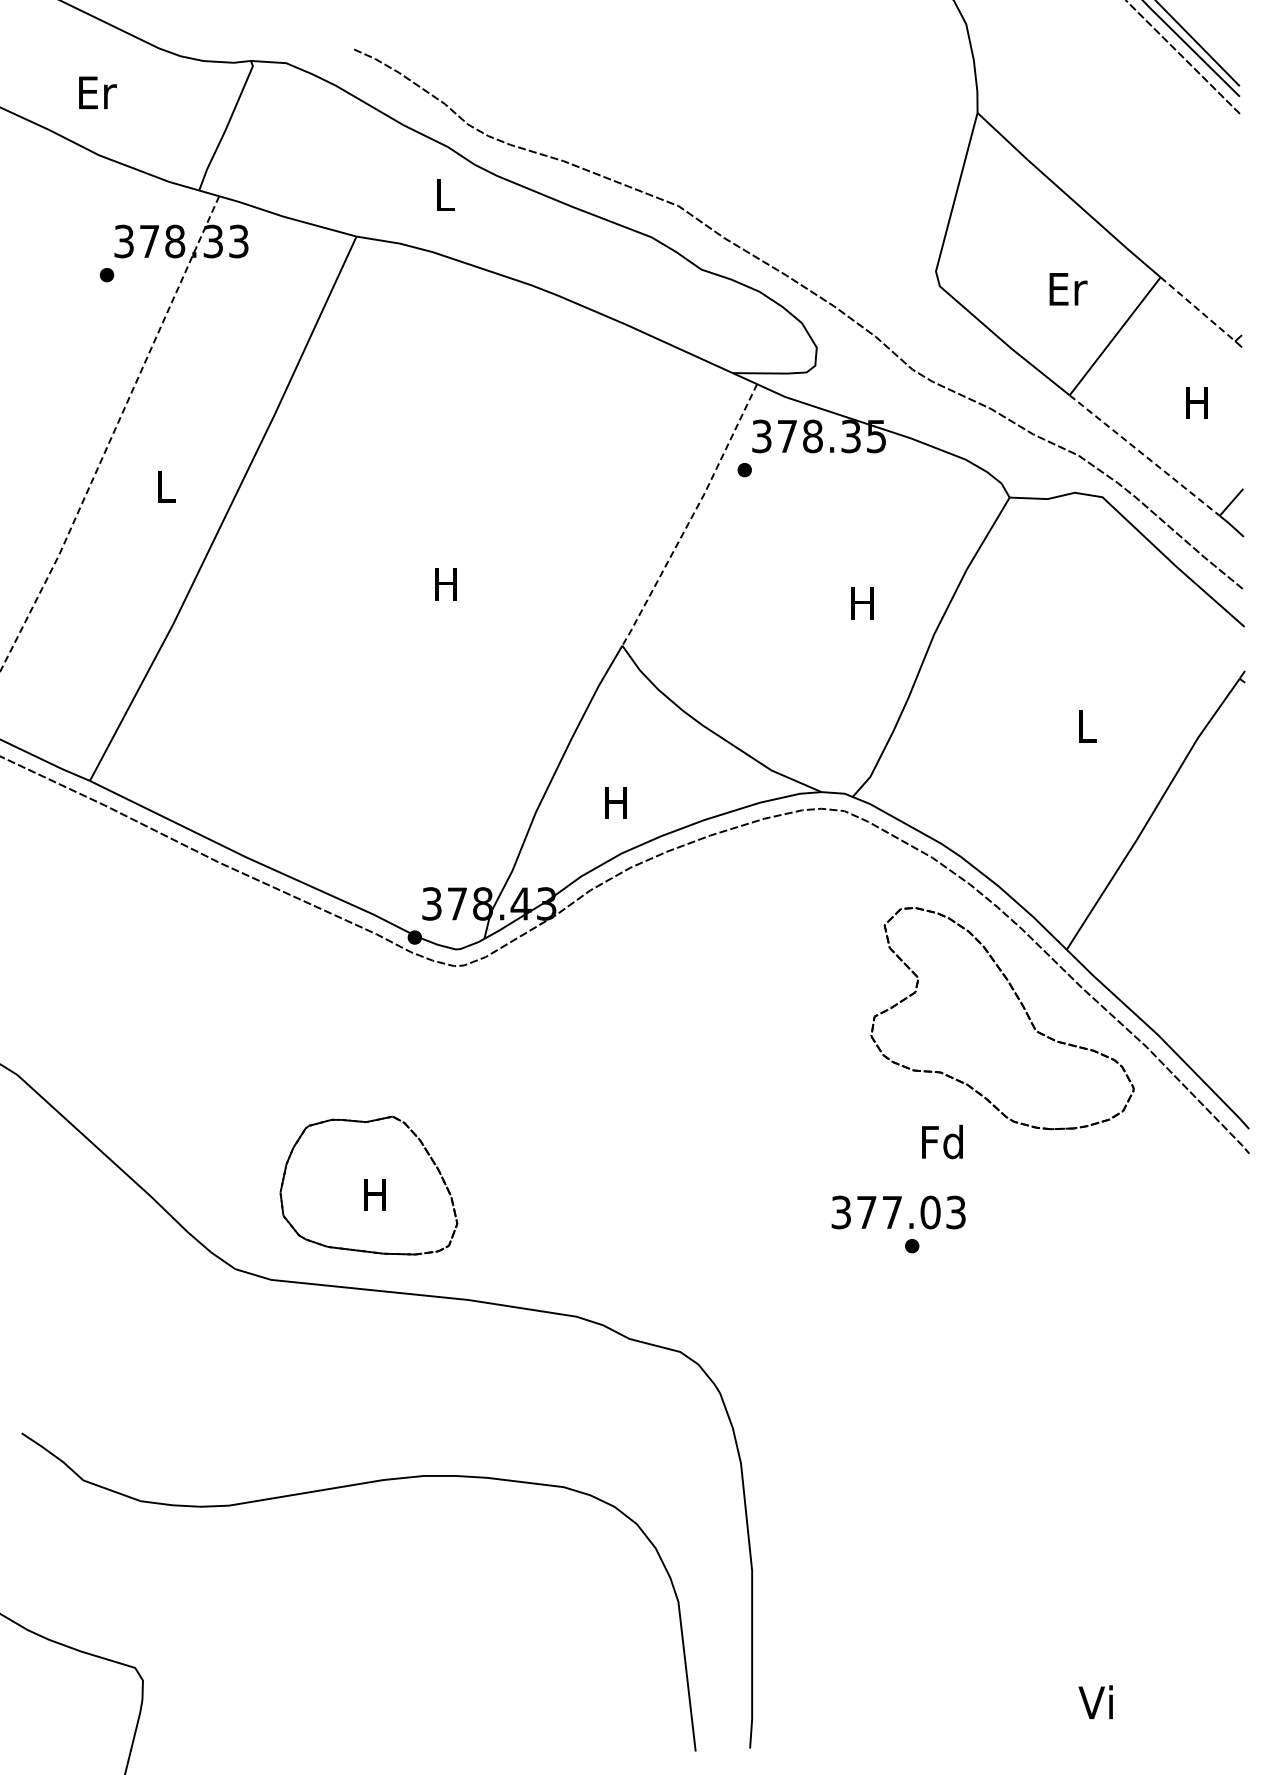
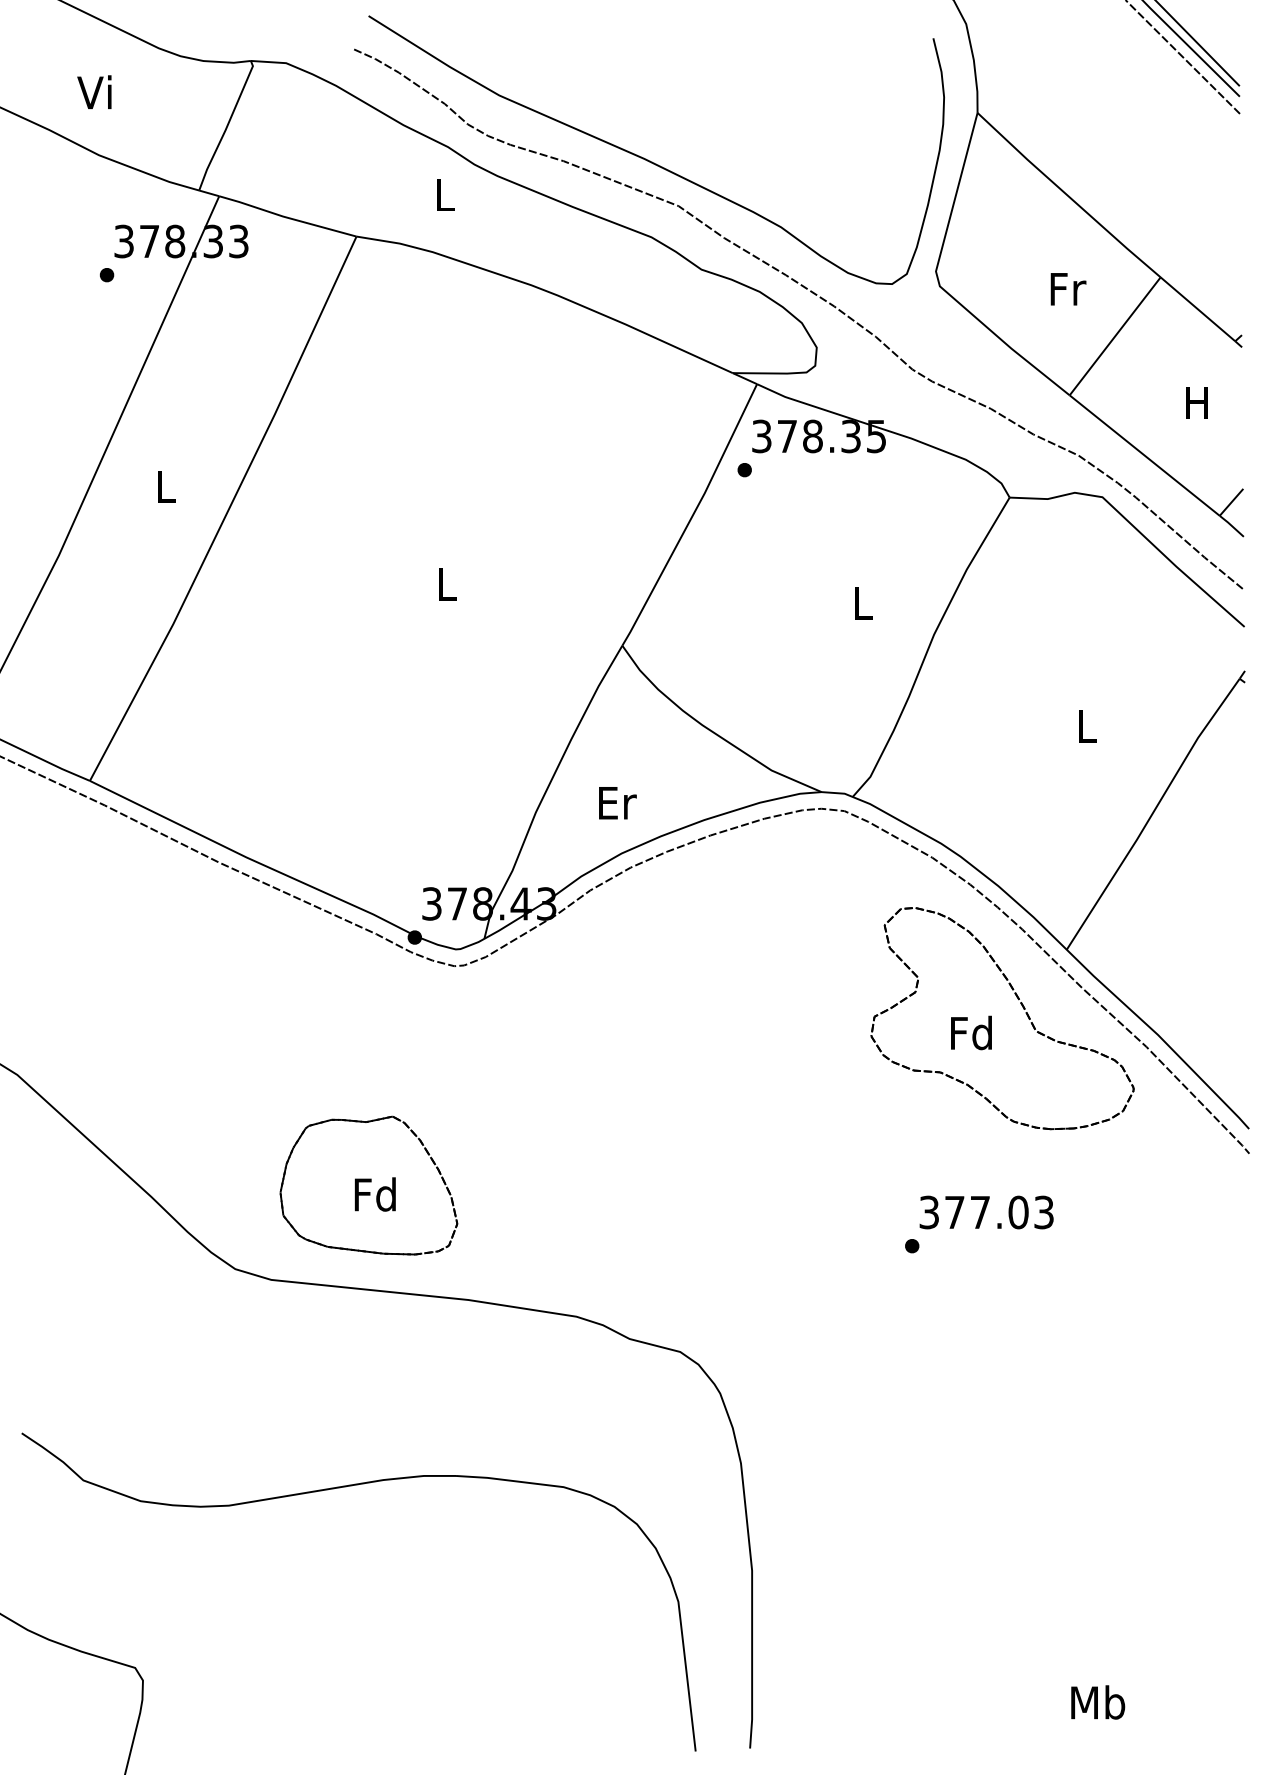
text: Er -> Vi (96, 92)
curve: none -> present (650, 160)
text: Er -> Fr (1068, 289)
line: dashed -> solid (1198, 309)
line: dashed -> solid (112, 436)
line: dashed -> solid (1145, 455)
line: dashed -> solid (692, 516)
text: H -> L (445, 584)
text: H -> L (862, 603)
text: H -> Er (617, 803)
text position: (942, 1141) -> (971, 1032) (971, 1032)
text: H -> Fd (374, 1194)
text position: (898, 1212) -> (986, 1212) (986, 1212)
text: Vi -> Mb (1098, 1702)
